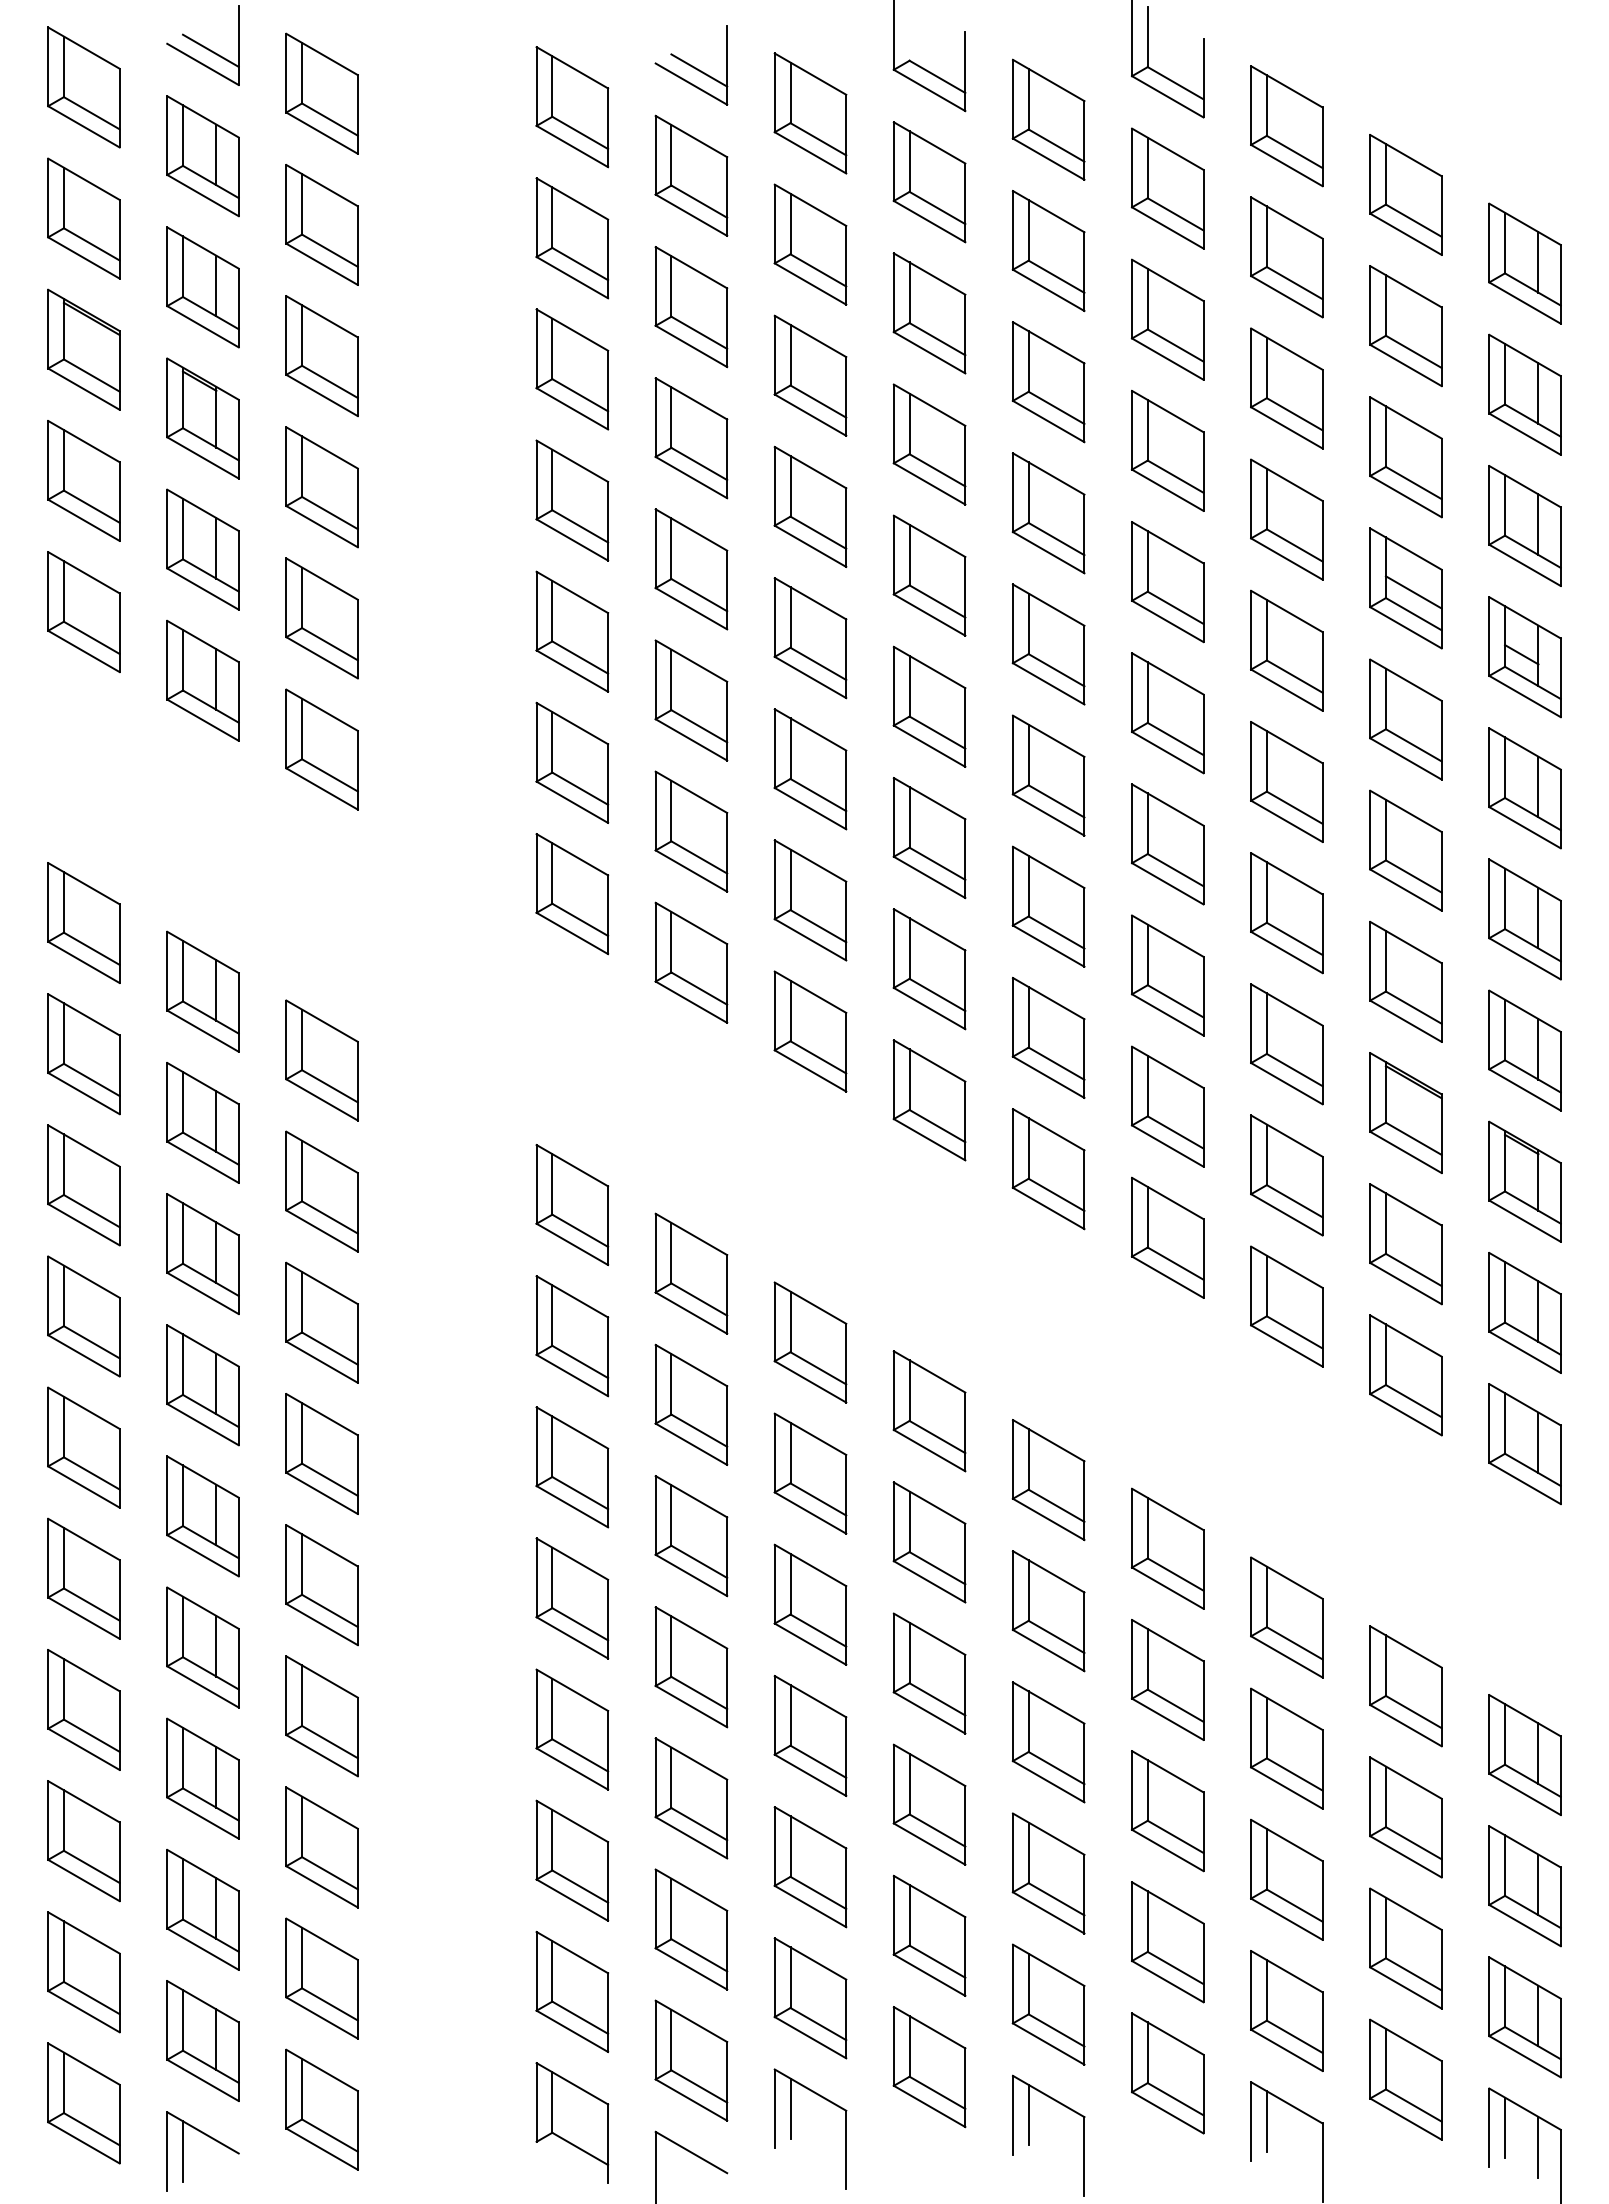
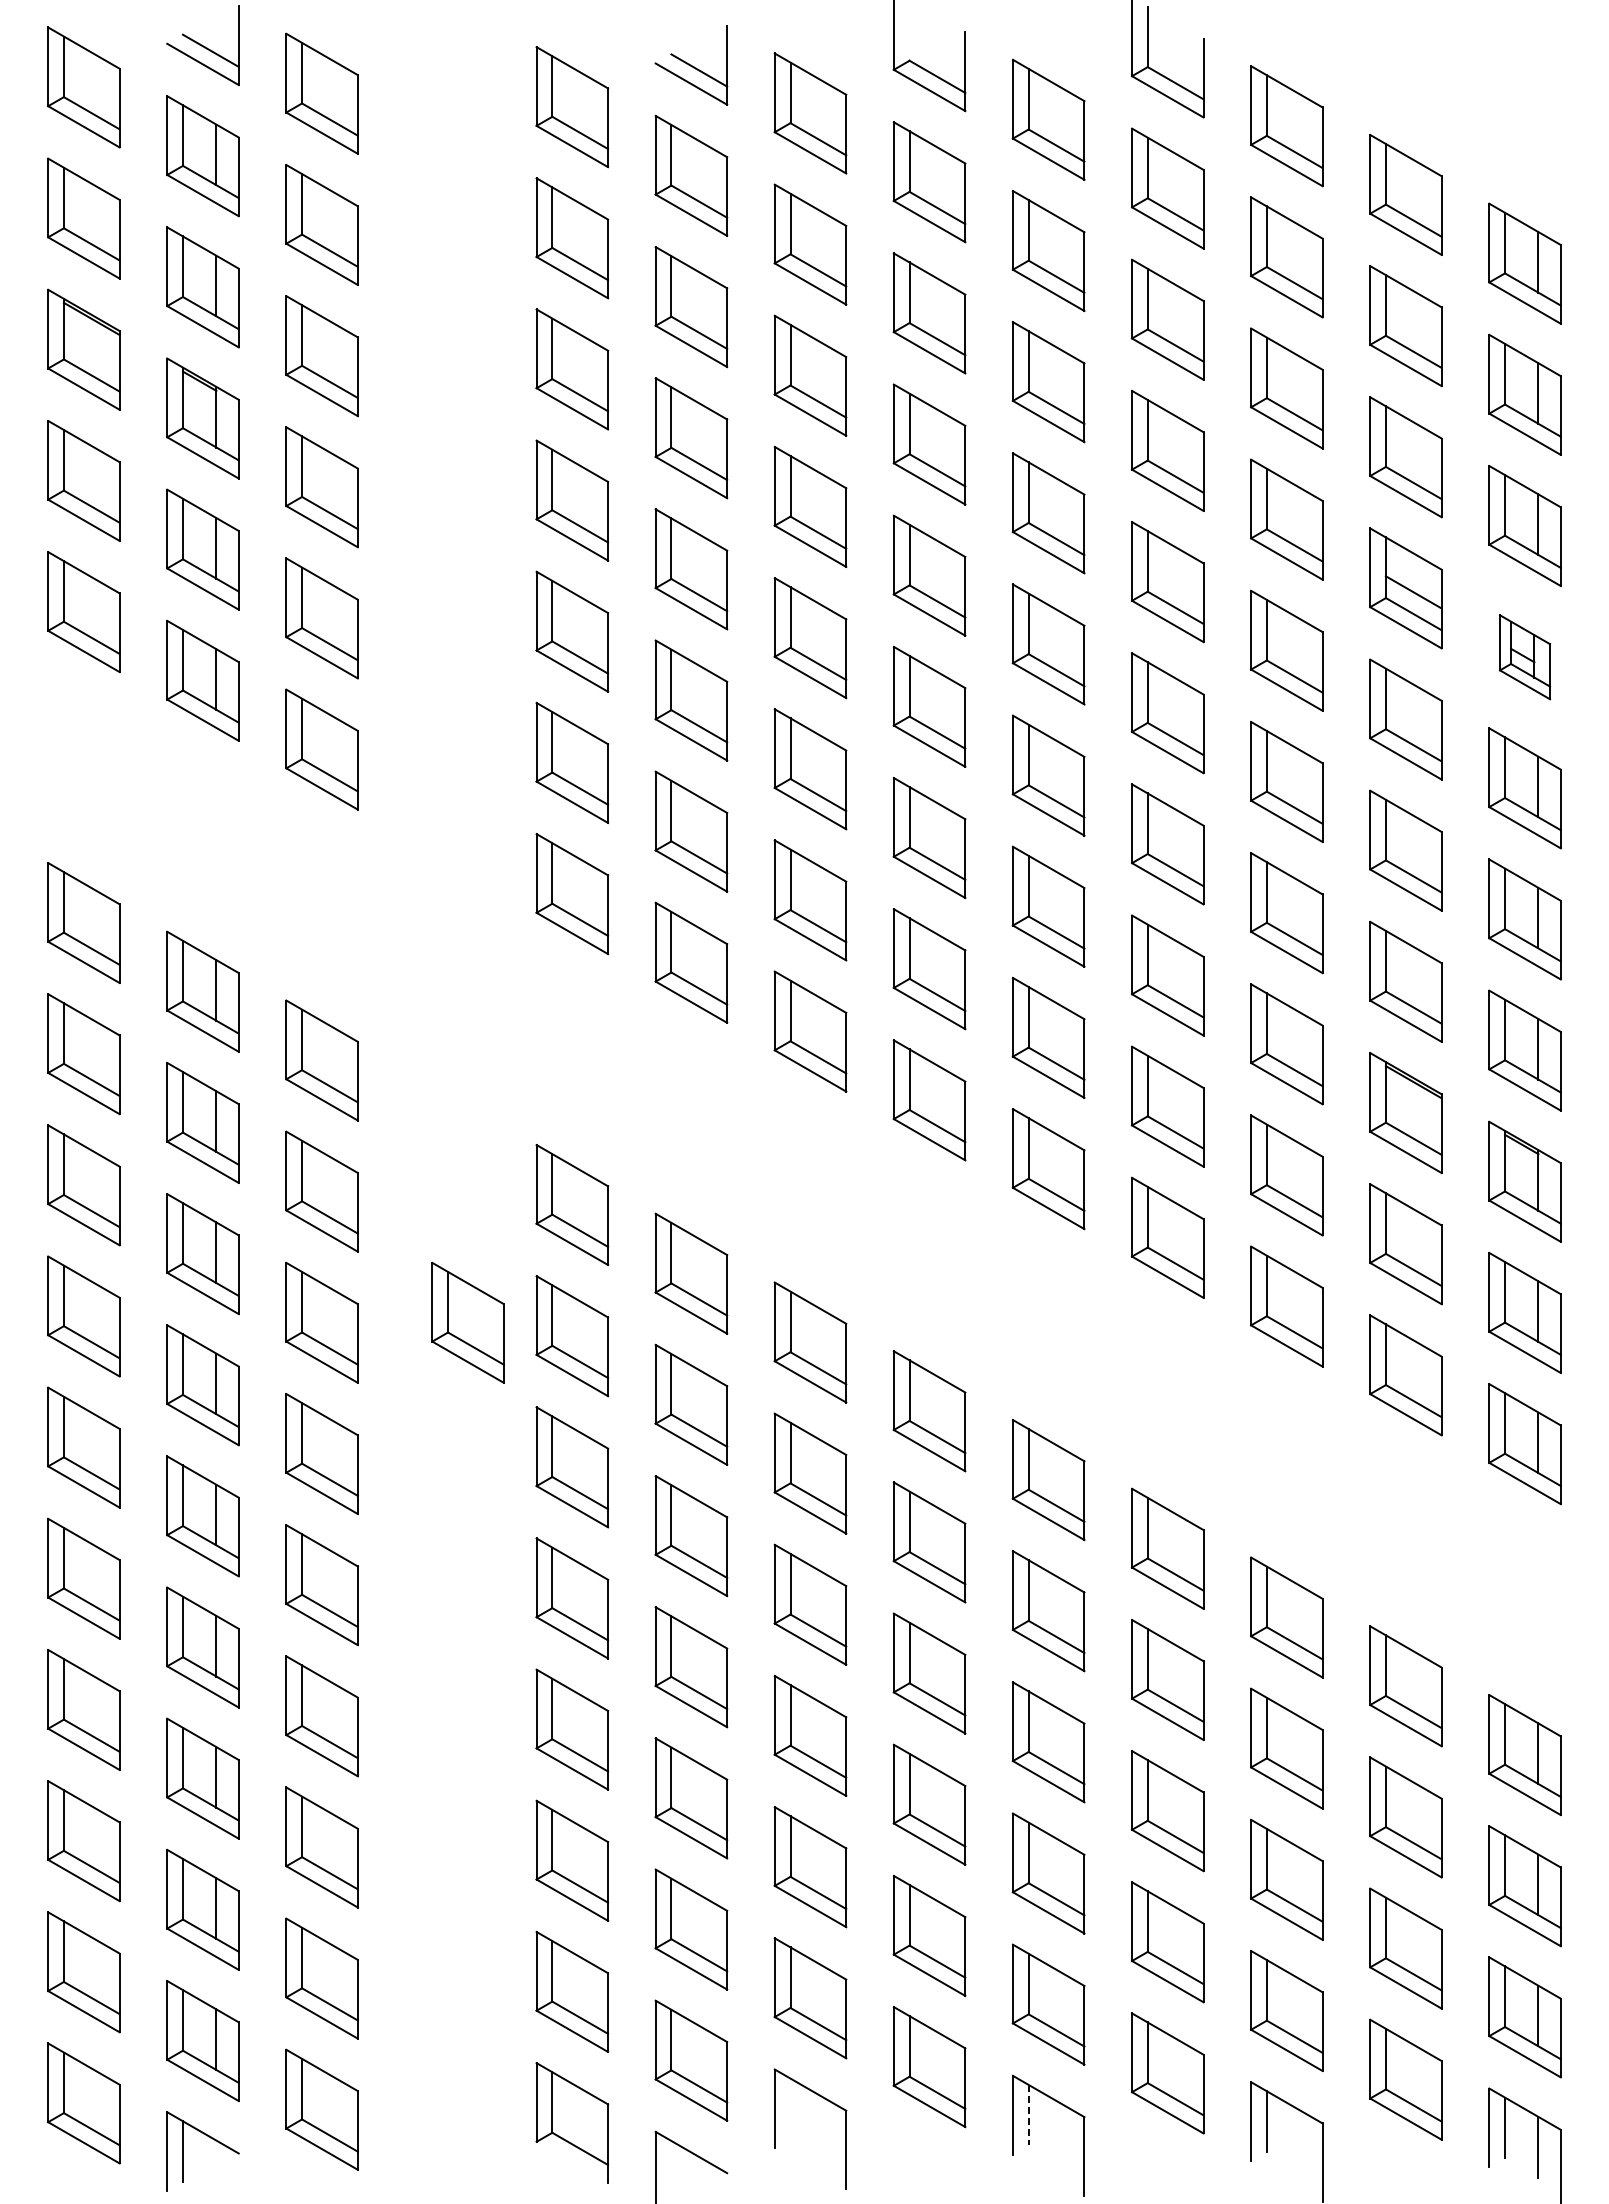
part size: 74x123 px -> 54x87 px (1524, 657)
part: none -> present (467, 1322)
line: present -> none (790, 2108)
line: solid -> dashed (1028, 2115)
